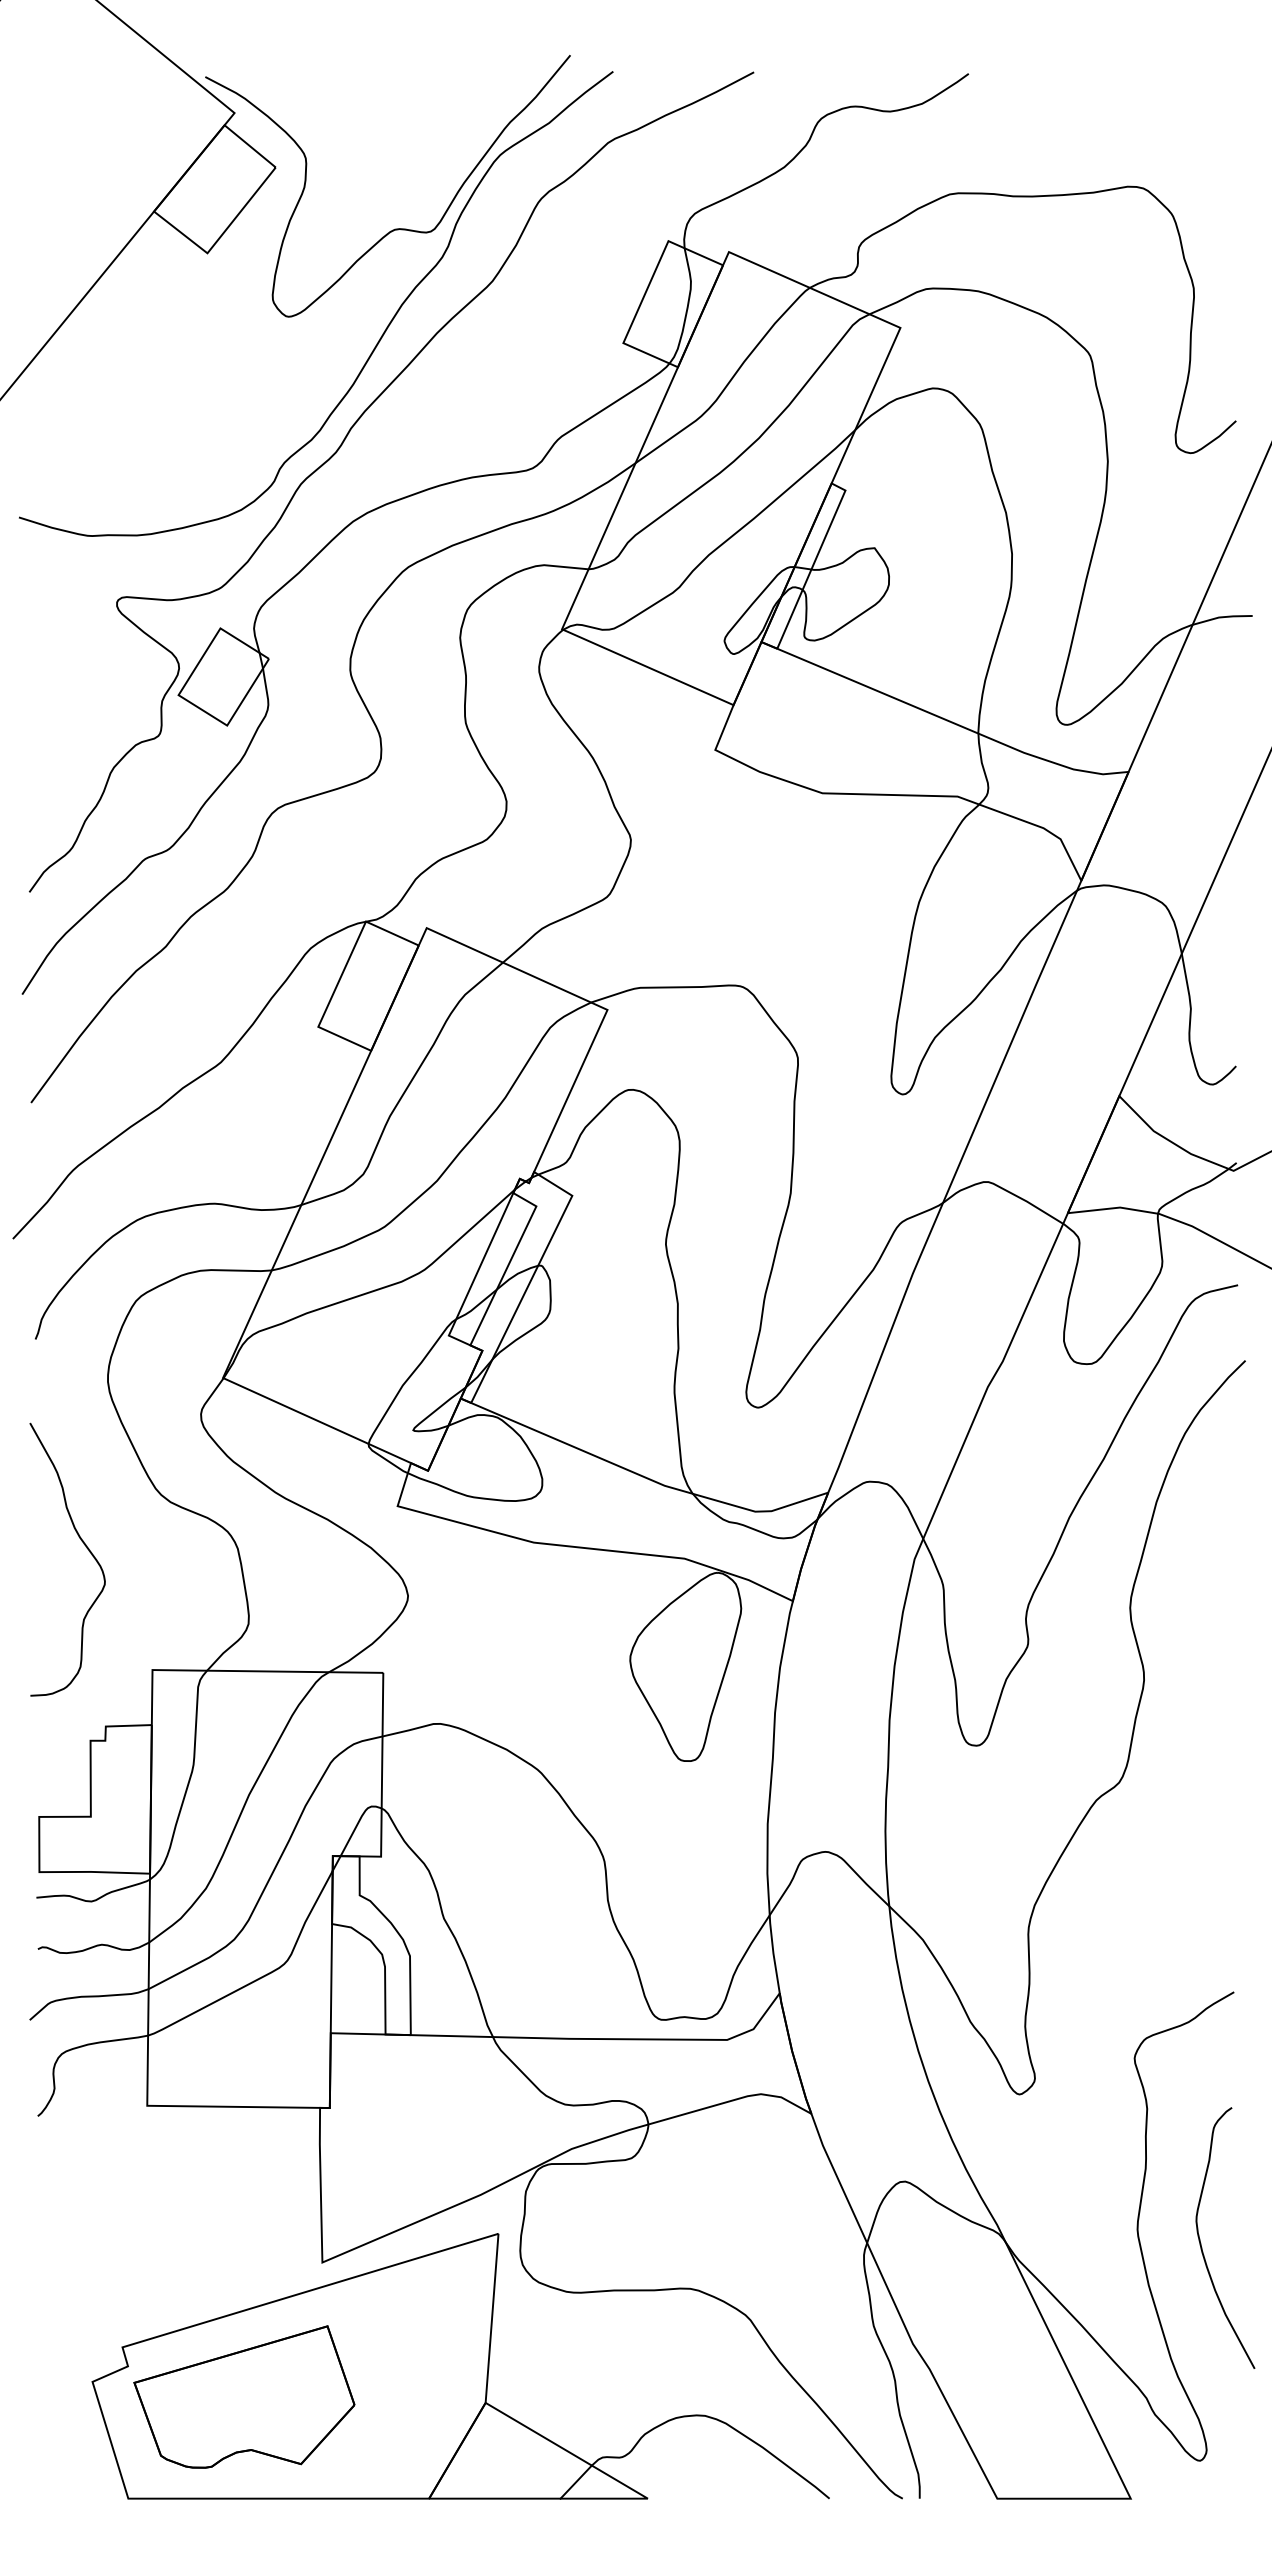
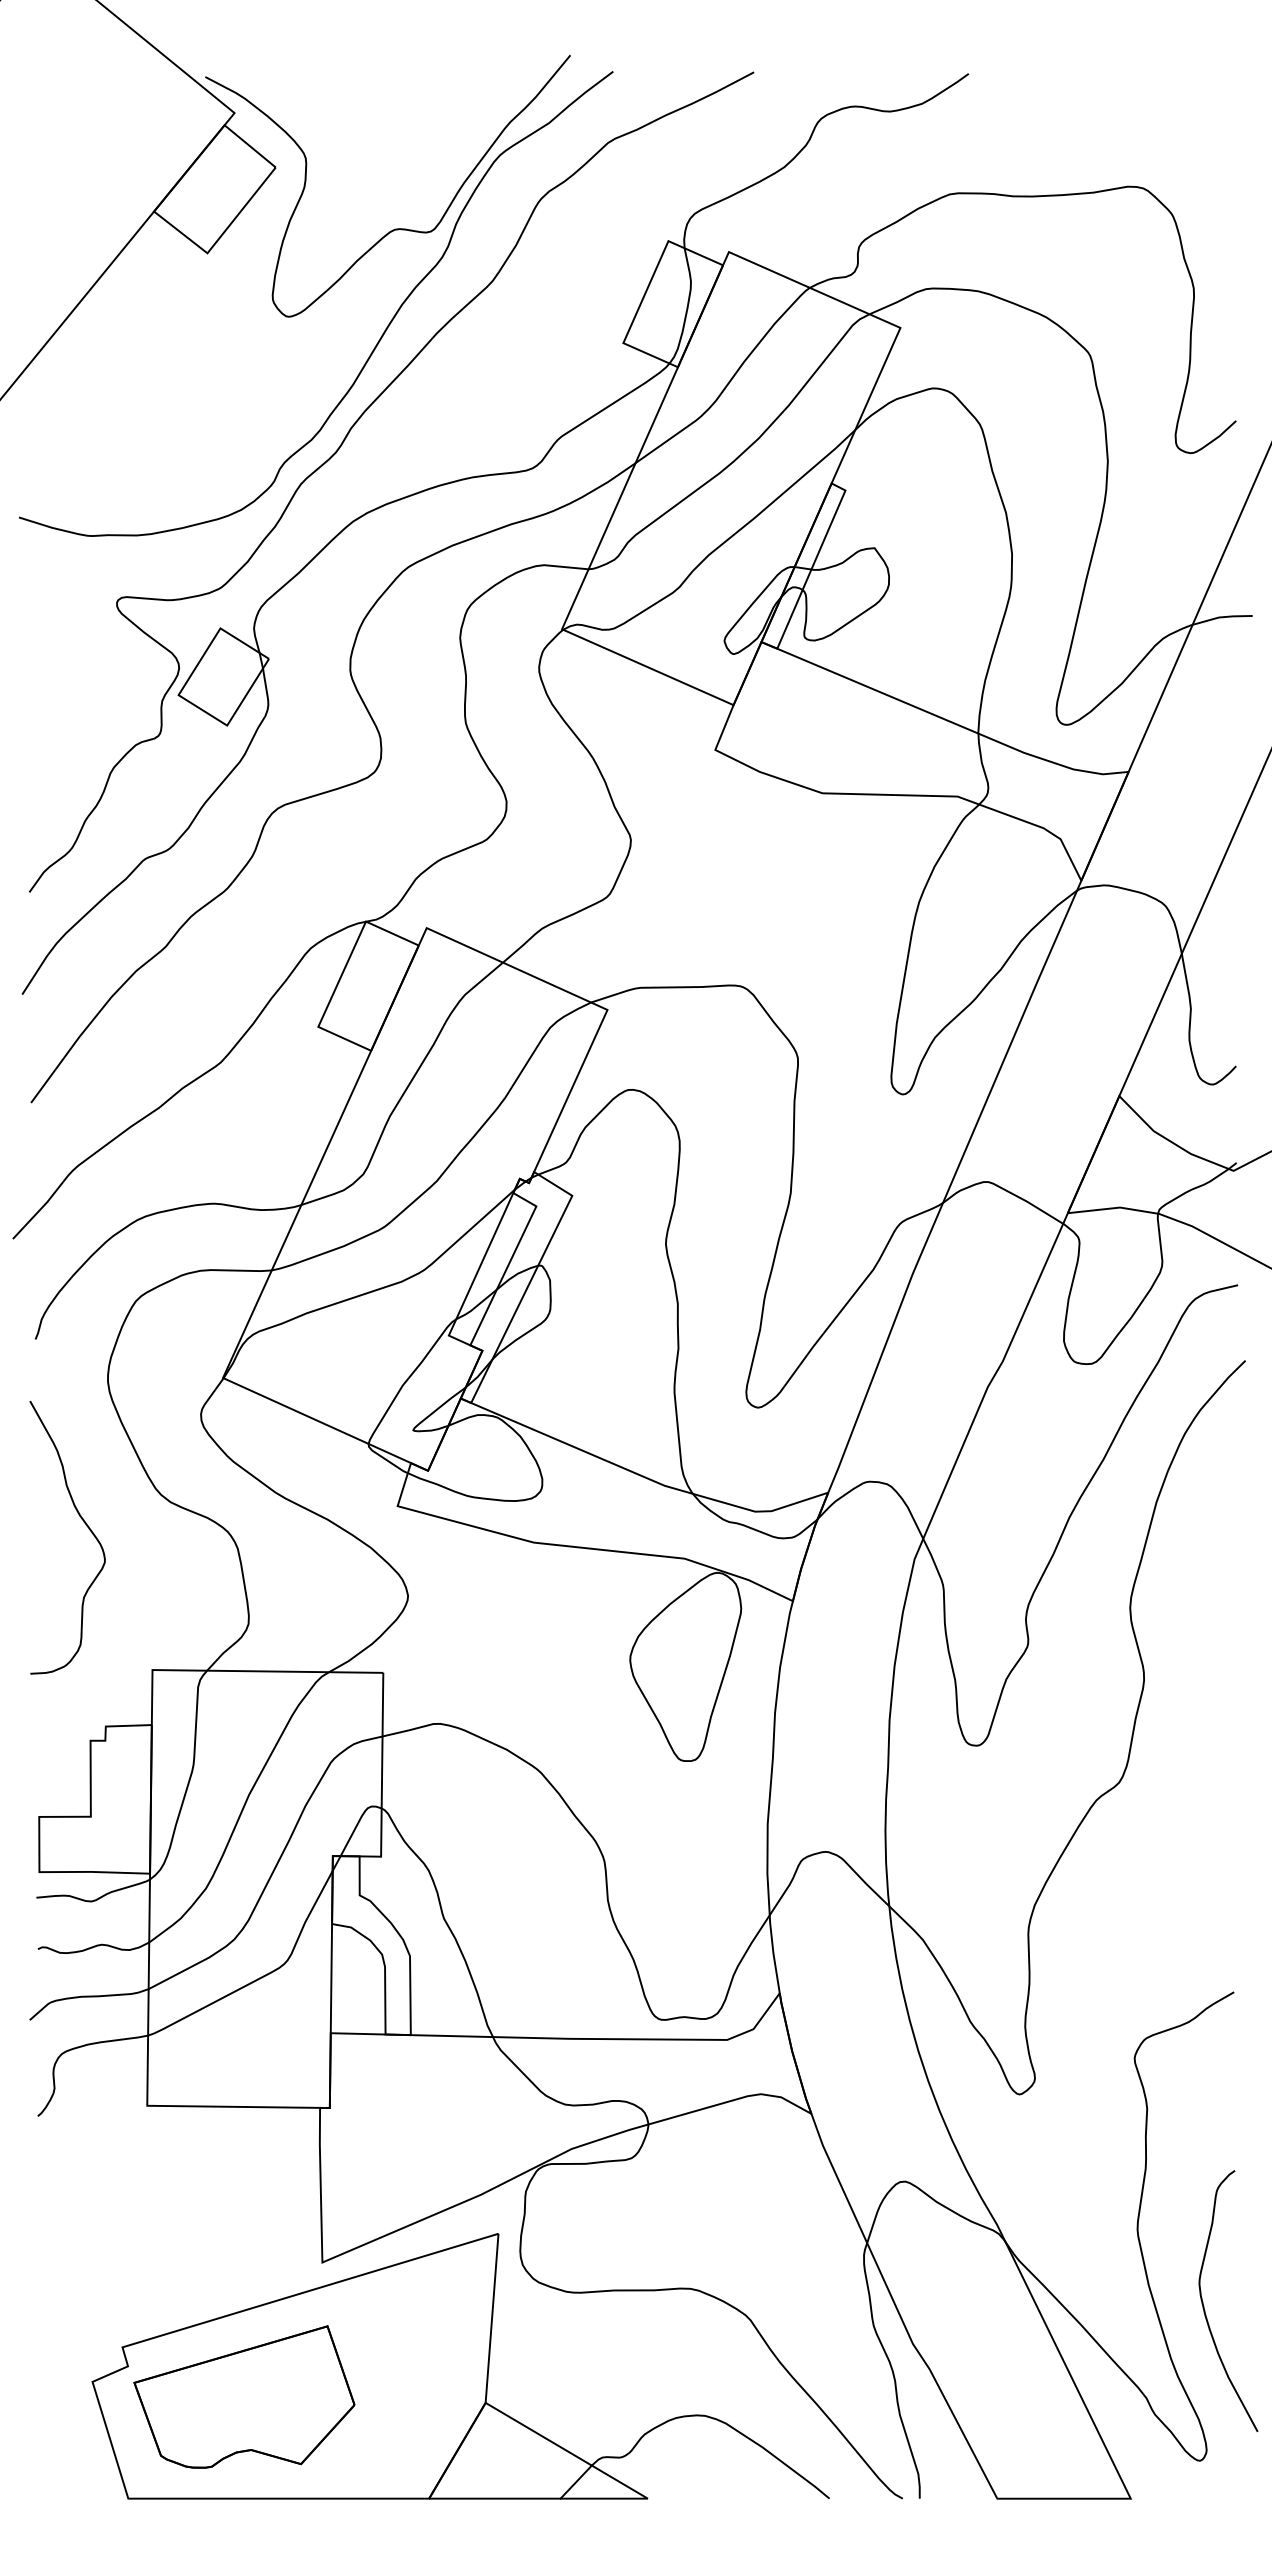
curve position: (83, 1544) -> (83, 1522) (83, 1522)
curve position: (1201, 2243) -> (1204, 2306) (1204, 2306)
